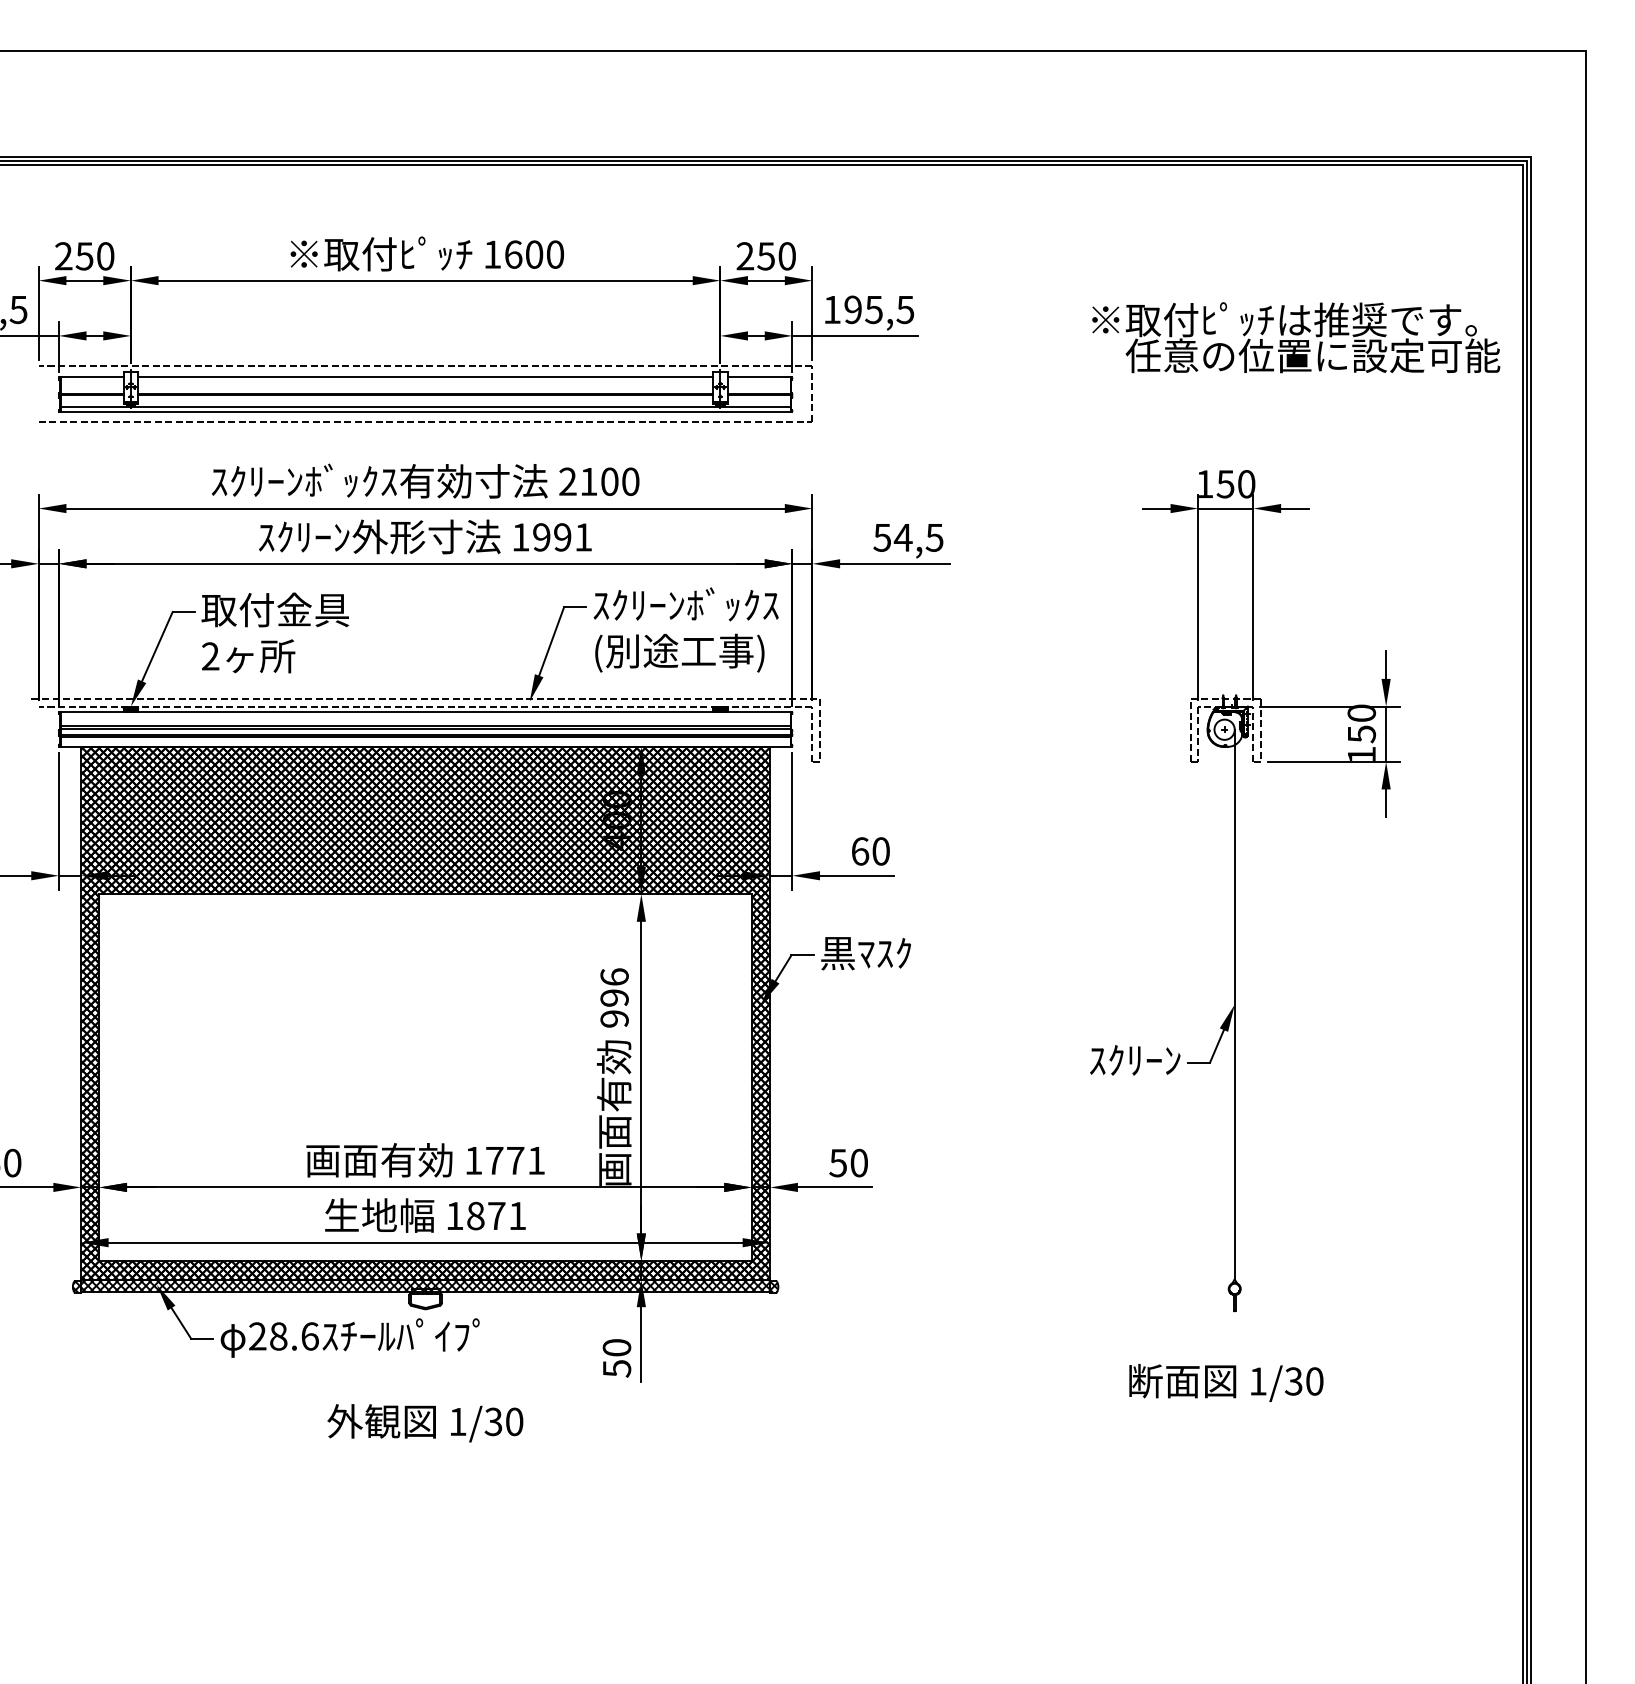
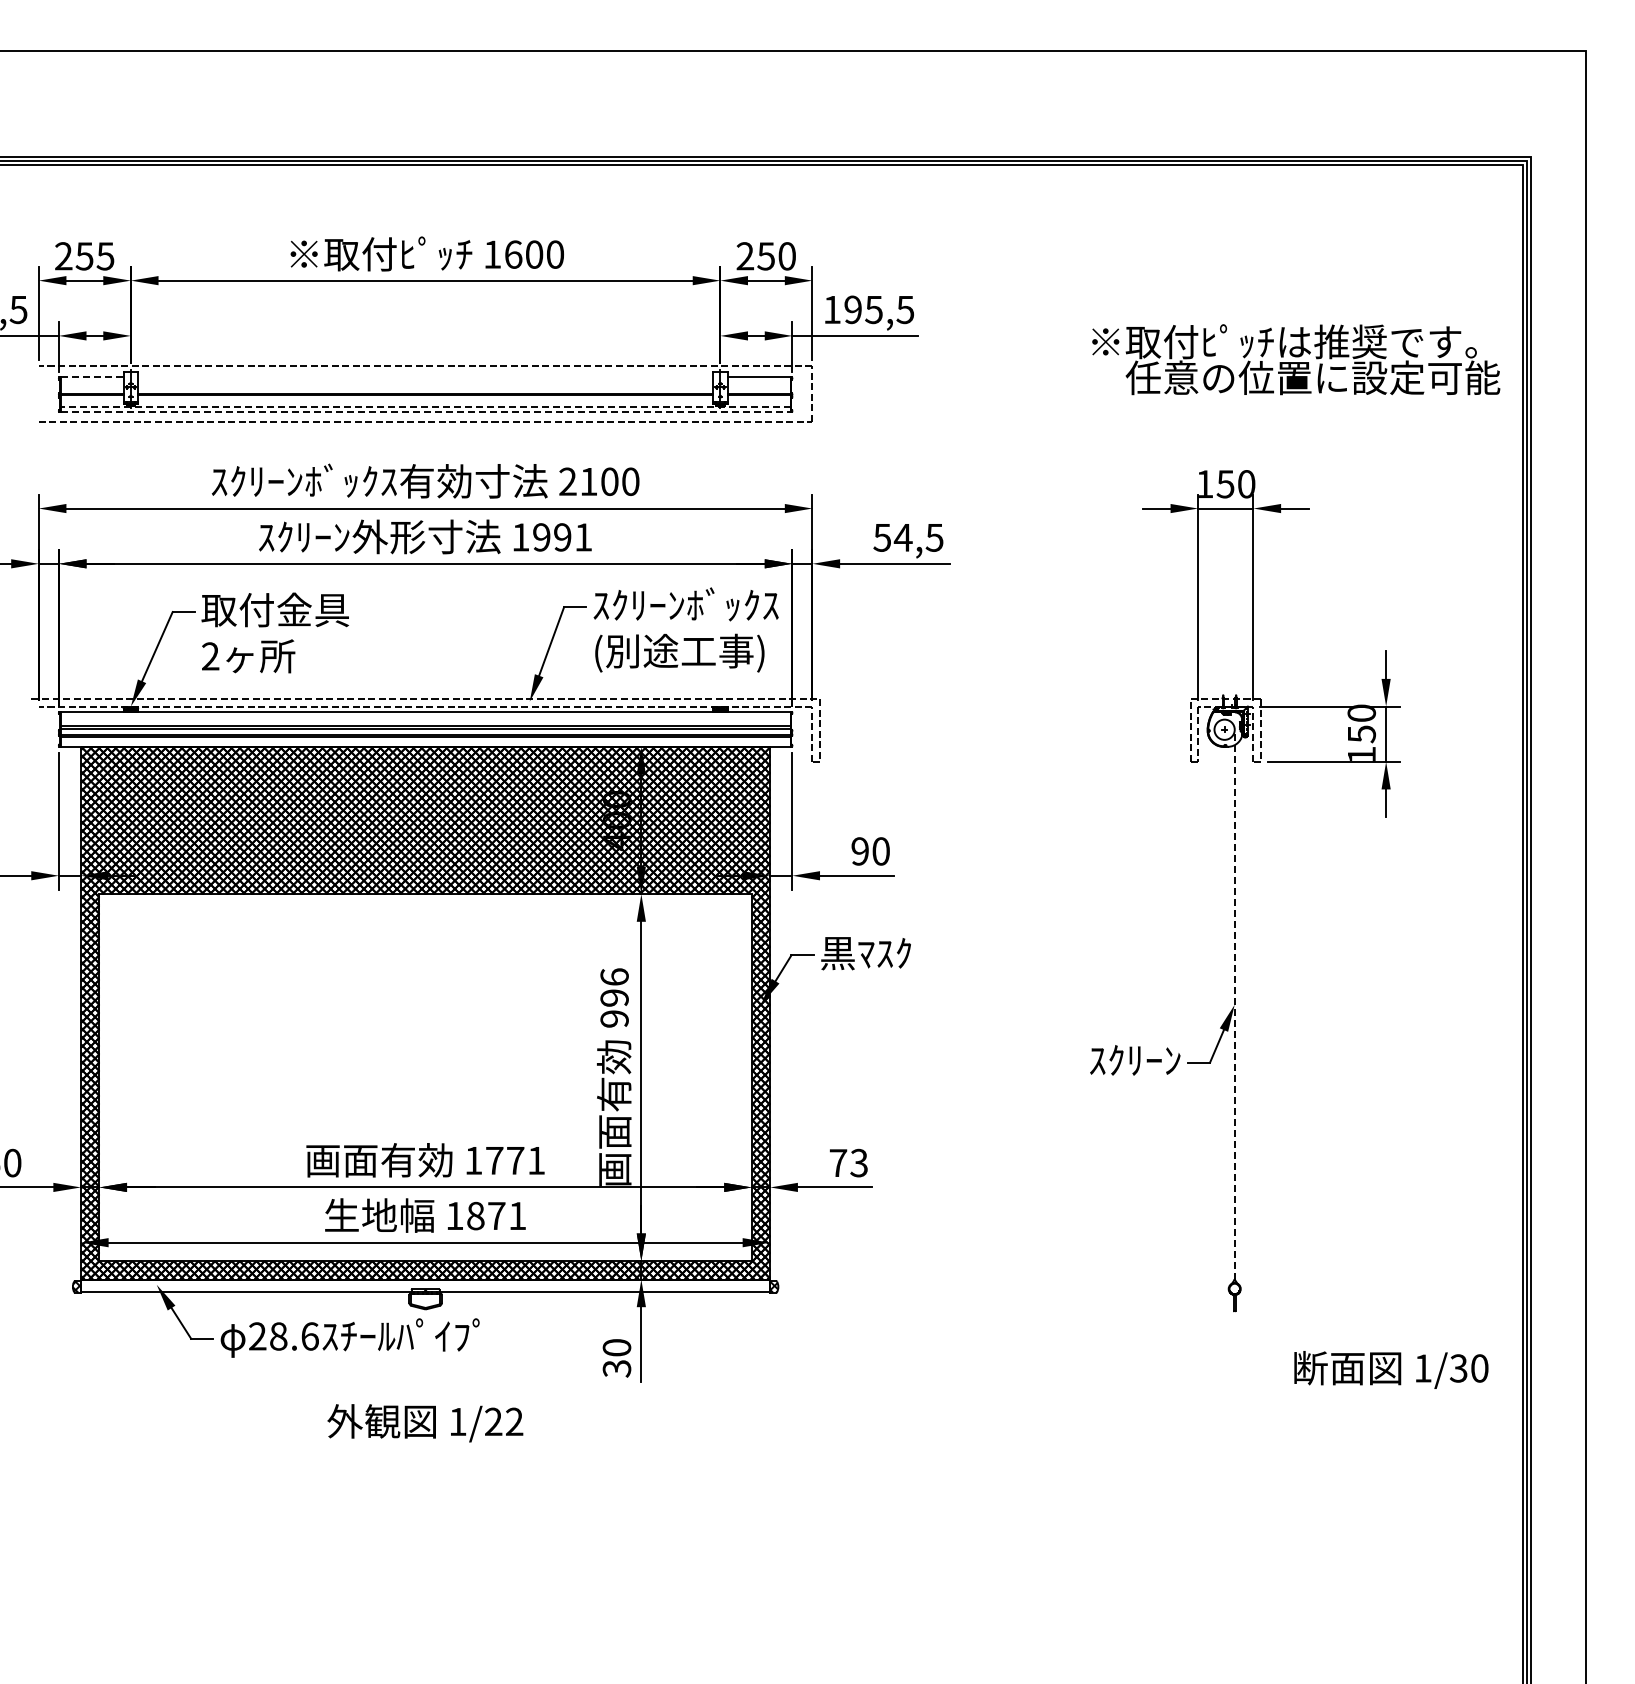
text: 250 -> 255 (105, 256)
text position: (1296, 337) -> (1296, 359) (1296, 359)
line: solid -> dashed (92, 377)
line: present -> none (425, 377)
line: solid -> dashed (425, 406)
line: solid -> dashed (425, 412)
text: 60 -> 90 (860, 851)
line: solid -> dashed (1234, 1004)
text: 50 -> 73 (848, 1163)
hatch: present -> none (425, 1285)
text: 50 -> 30 (616, 1368)
text position: (1226, 1382) -> (1391, 1369) (1391, 1369)
text: 1/30 -> 1/22 (503, 1421)
